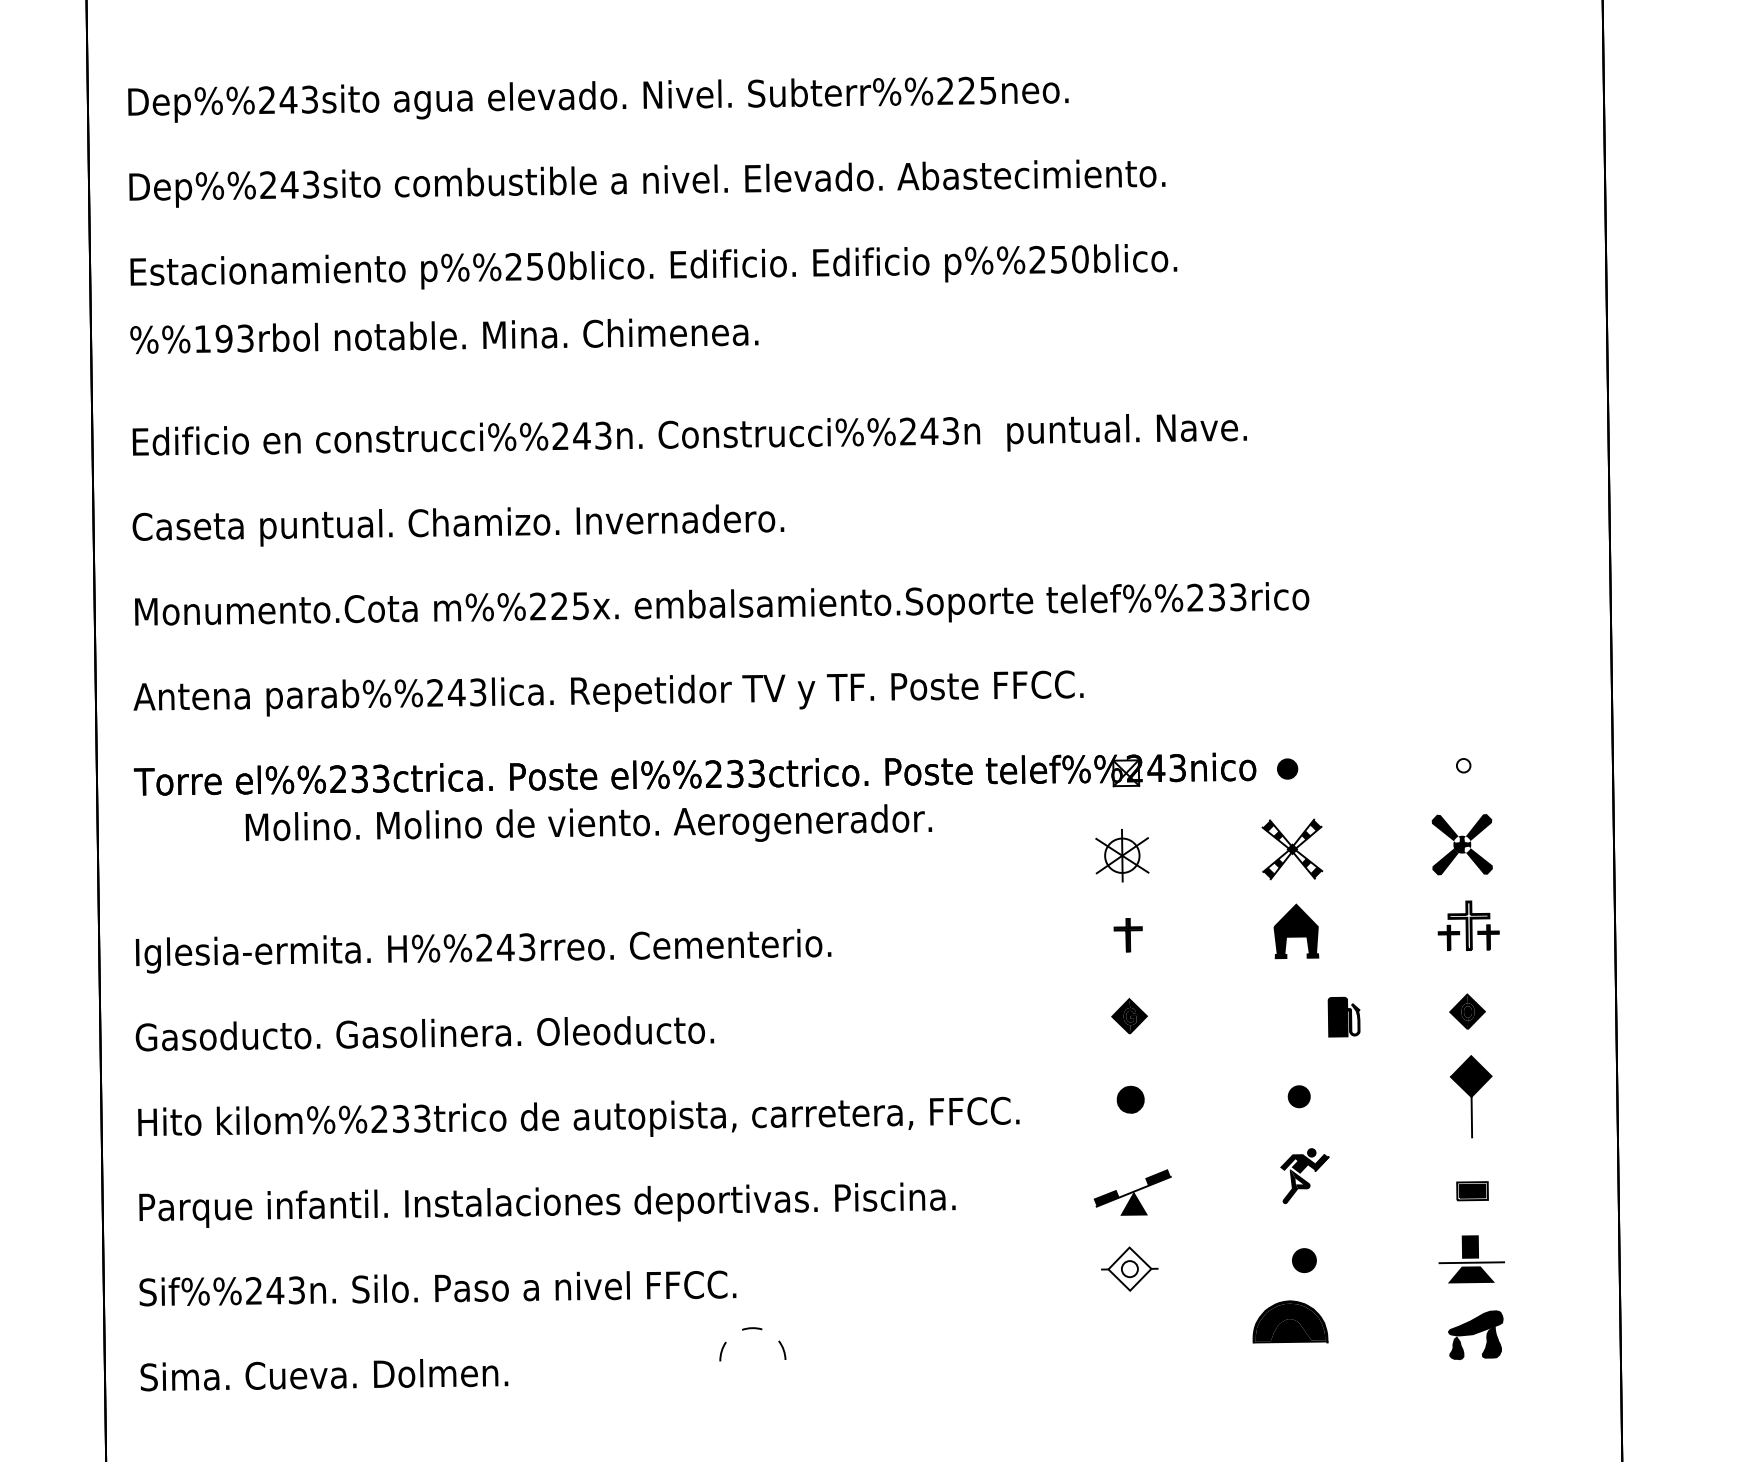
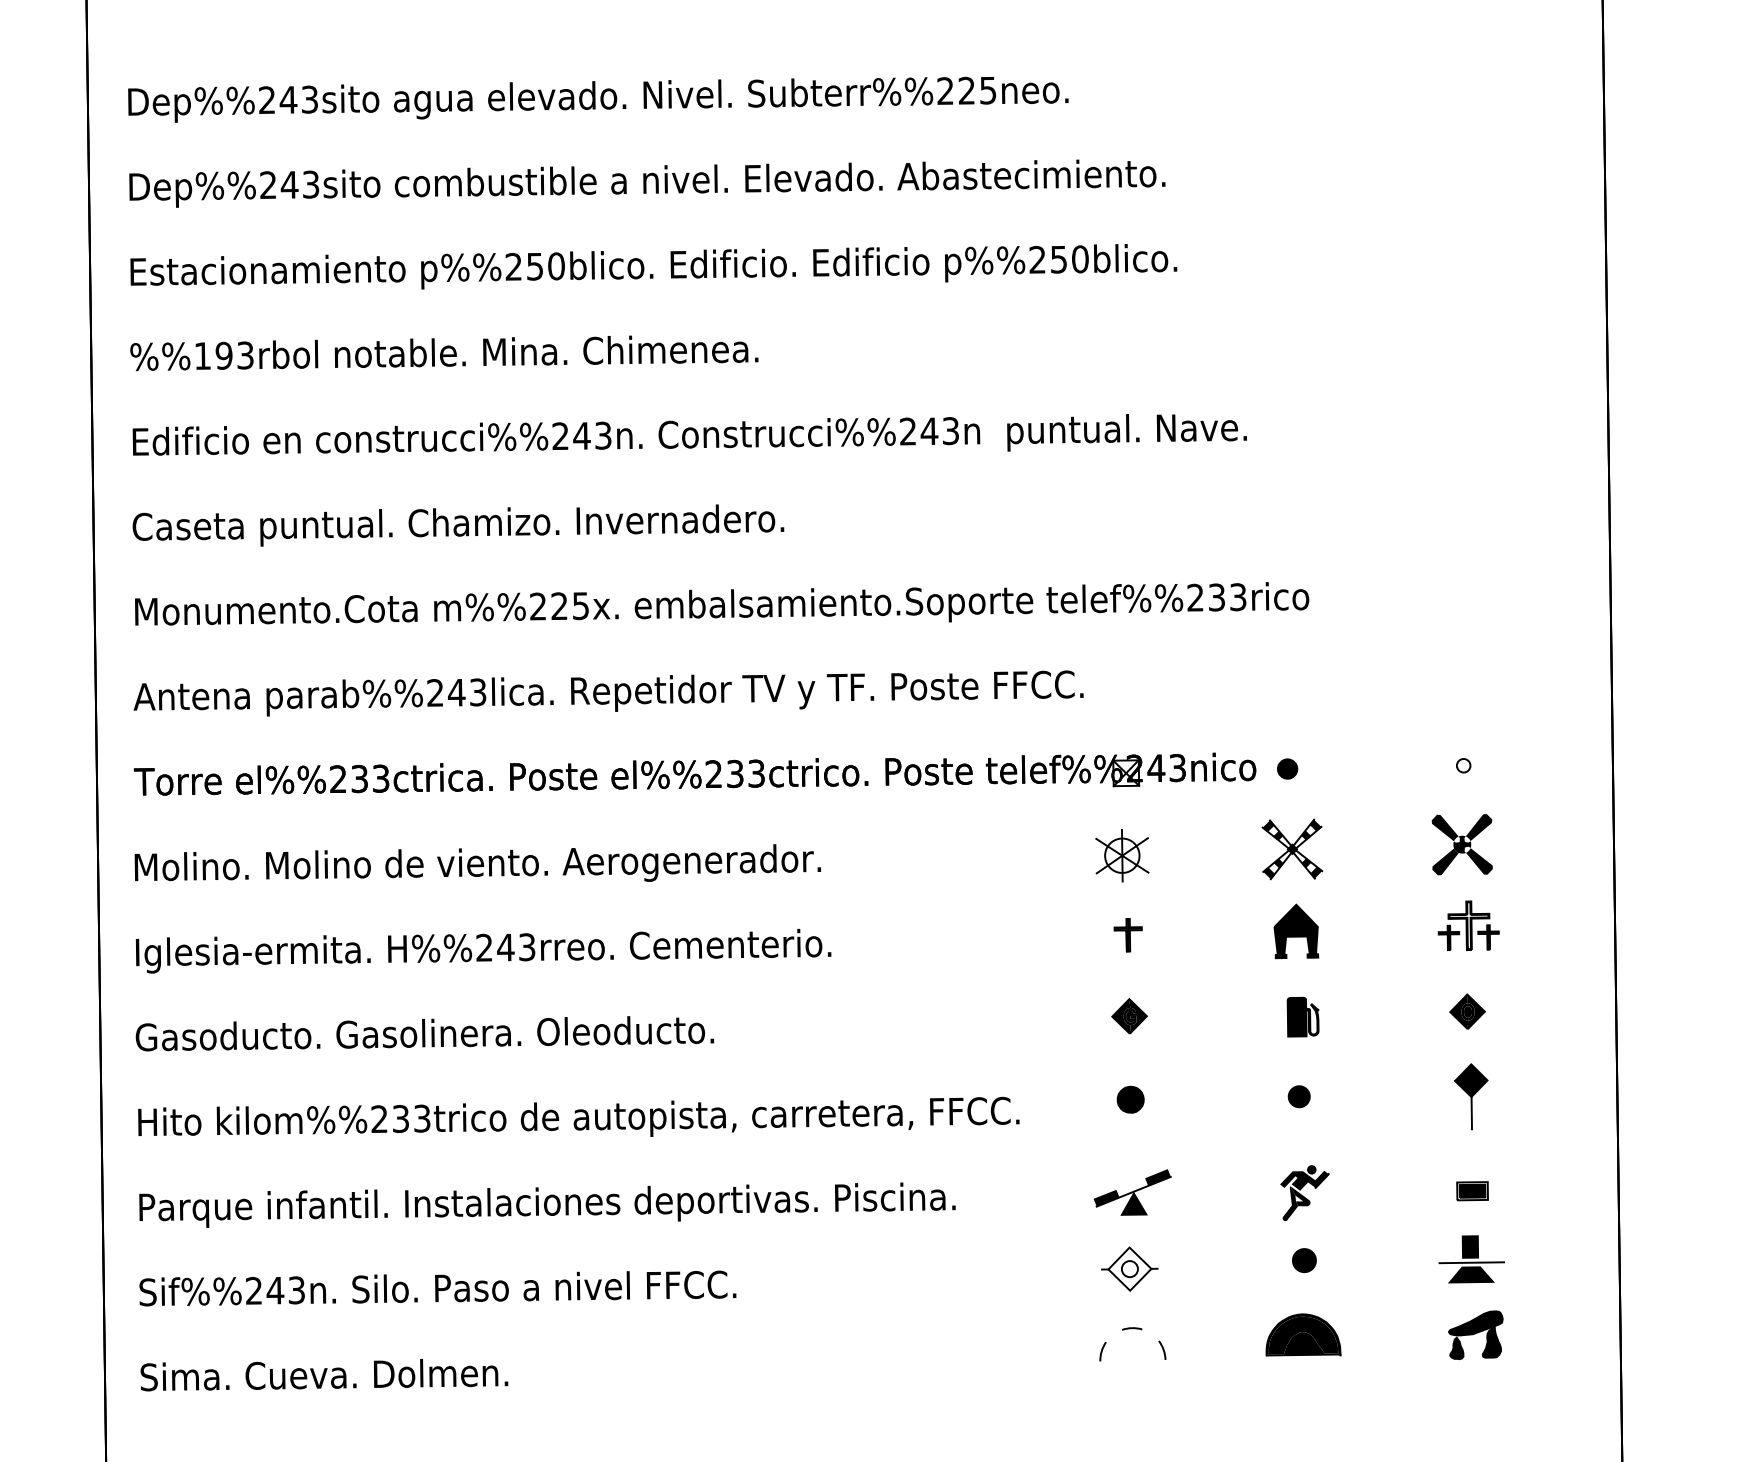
text position: (444, 336) -> (444, 353) (444, 353)
text position: (588, 822) -> (477, 862) (477, 862)
part position: (1343, 1016) -> (1302, 1016) (1302, 1016)
part size: 43x84 px -> 35x68 px (1471, 1096)
part position: (1304, 1175) -> (1304, 1192) (1304, 1192)
part position: (1290, 1321) -> (1303, 1334) (1303, 1334)
part position: (752, 1329) -> (1132, 1329) (1132, 1329)
